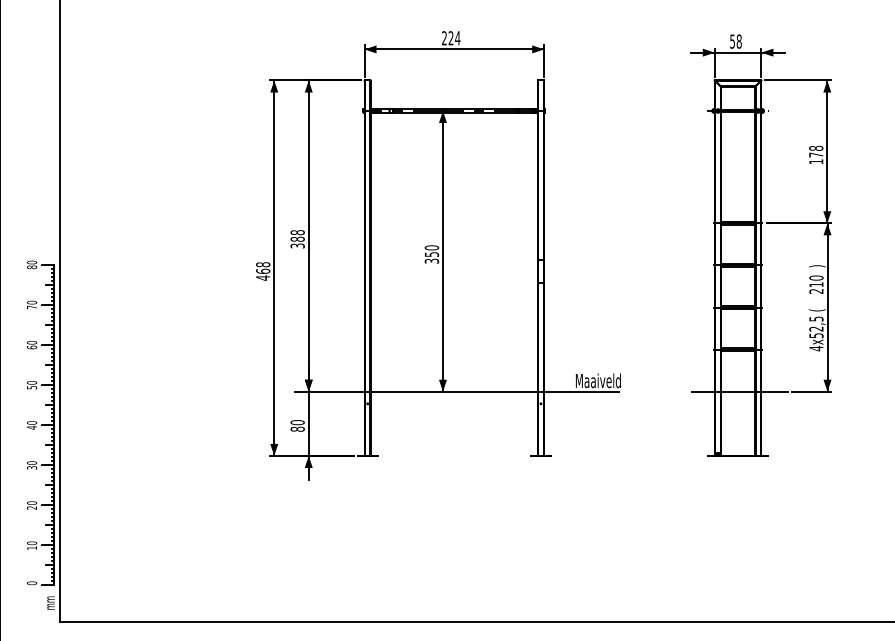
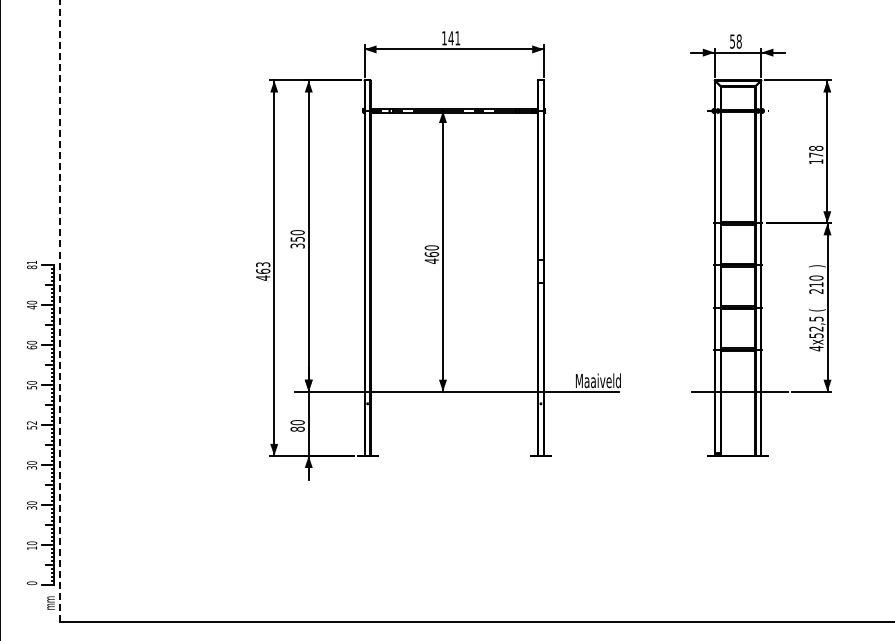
text: 224 -> 141 (451, 38)
text: 388 -> 350 (297, 235)
text: 350 -> 460 (431, 257)
text: 80 -> 81 (32, 262)
text: 468 -> 463 (263, 264)
text: 70 -> 40 (31, 307)
line: solid -> dashed (59, 310)
text: 40 -> 52 (32, 425)
text: 20 -> 30 (32, 507)
